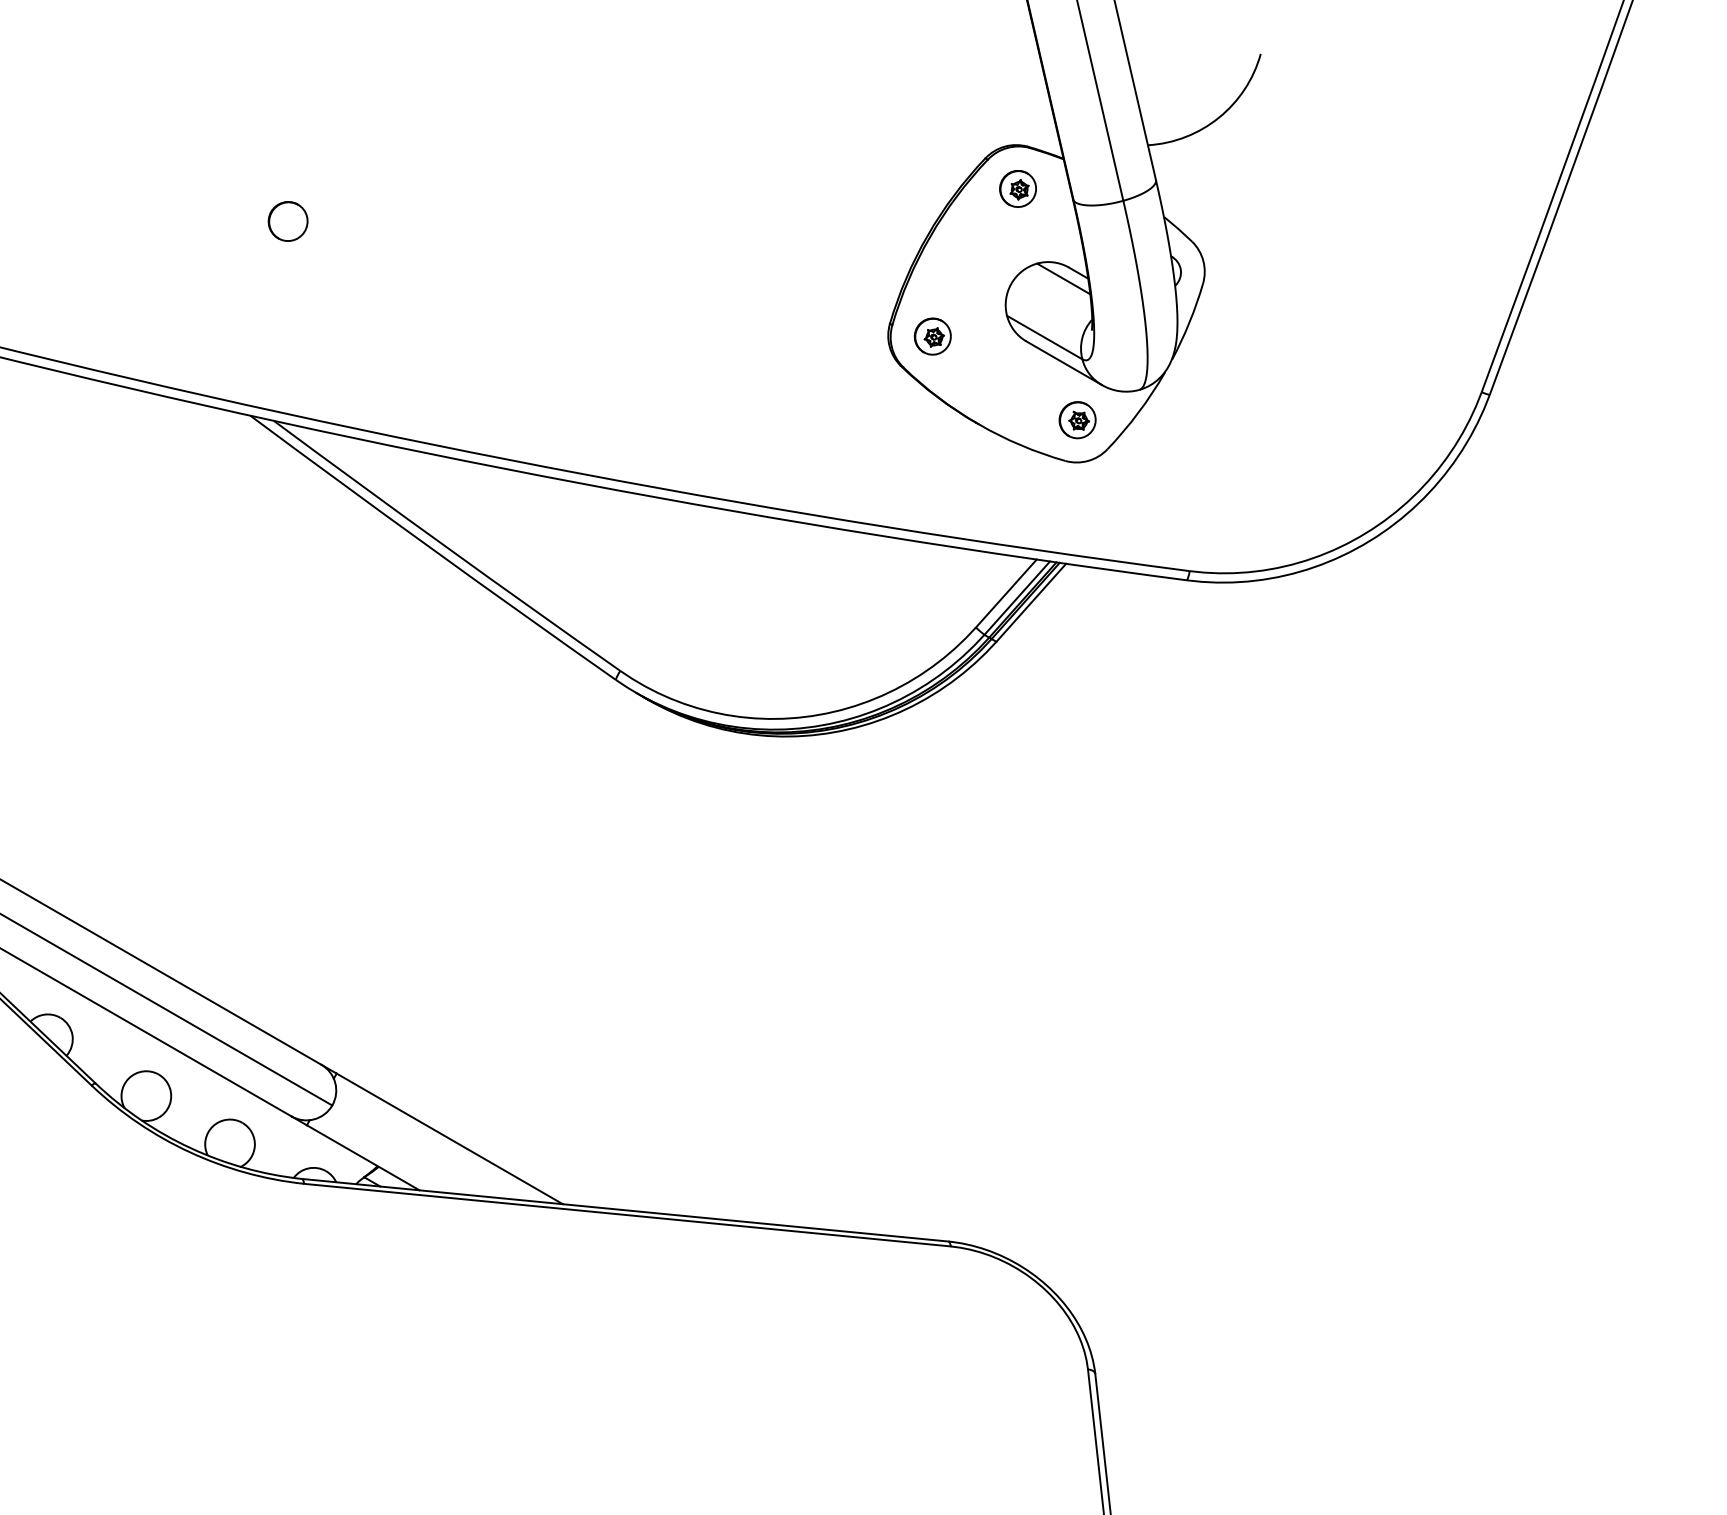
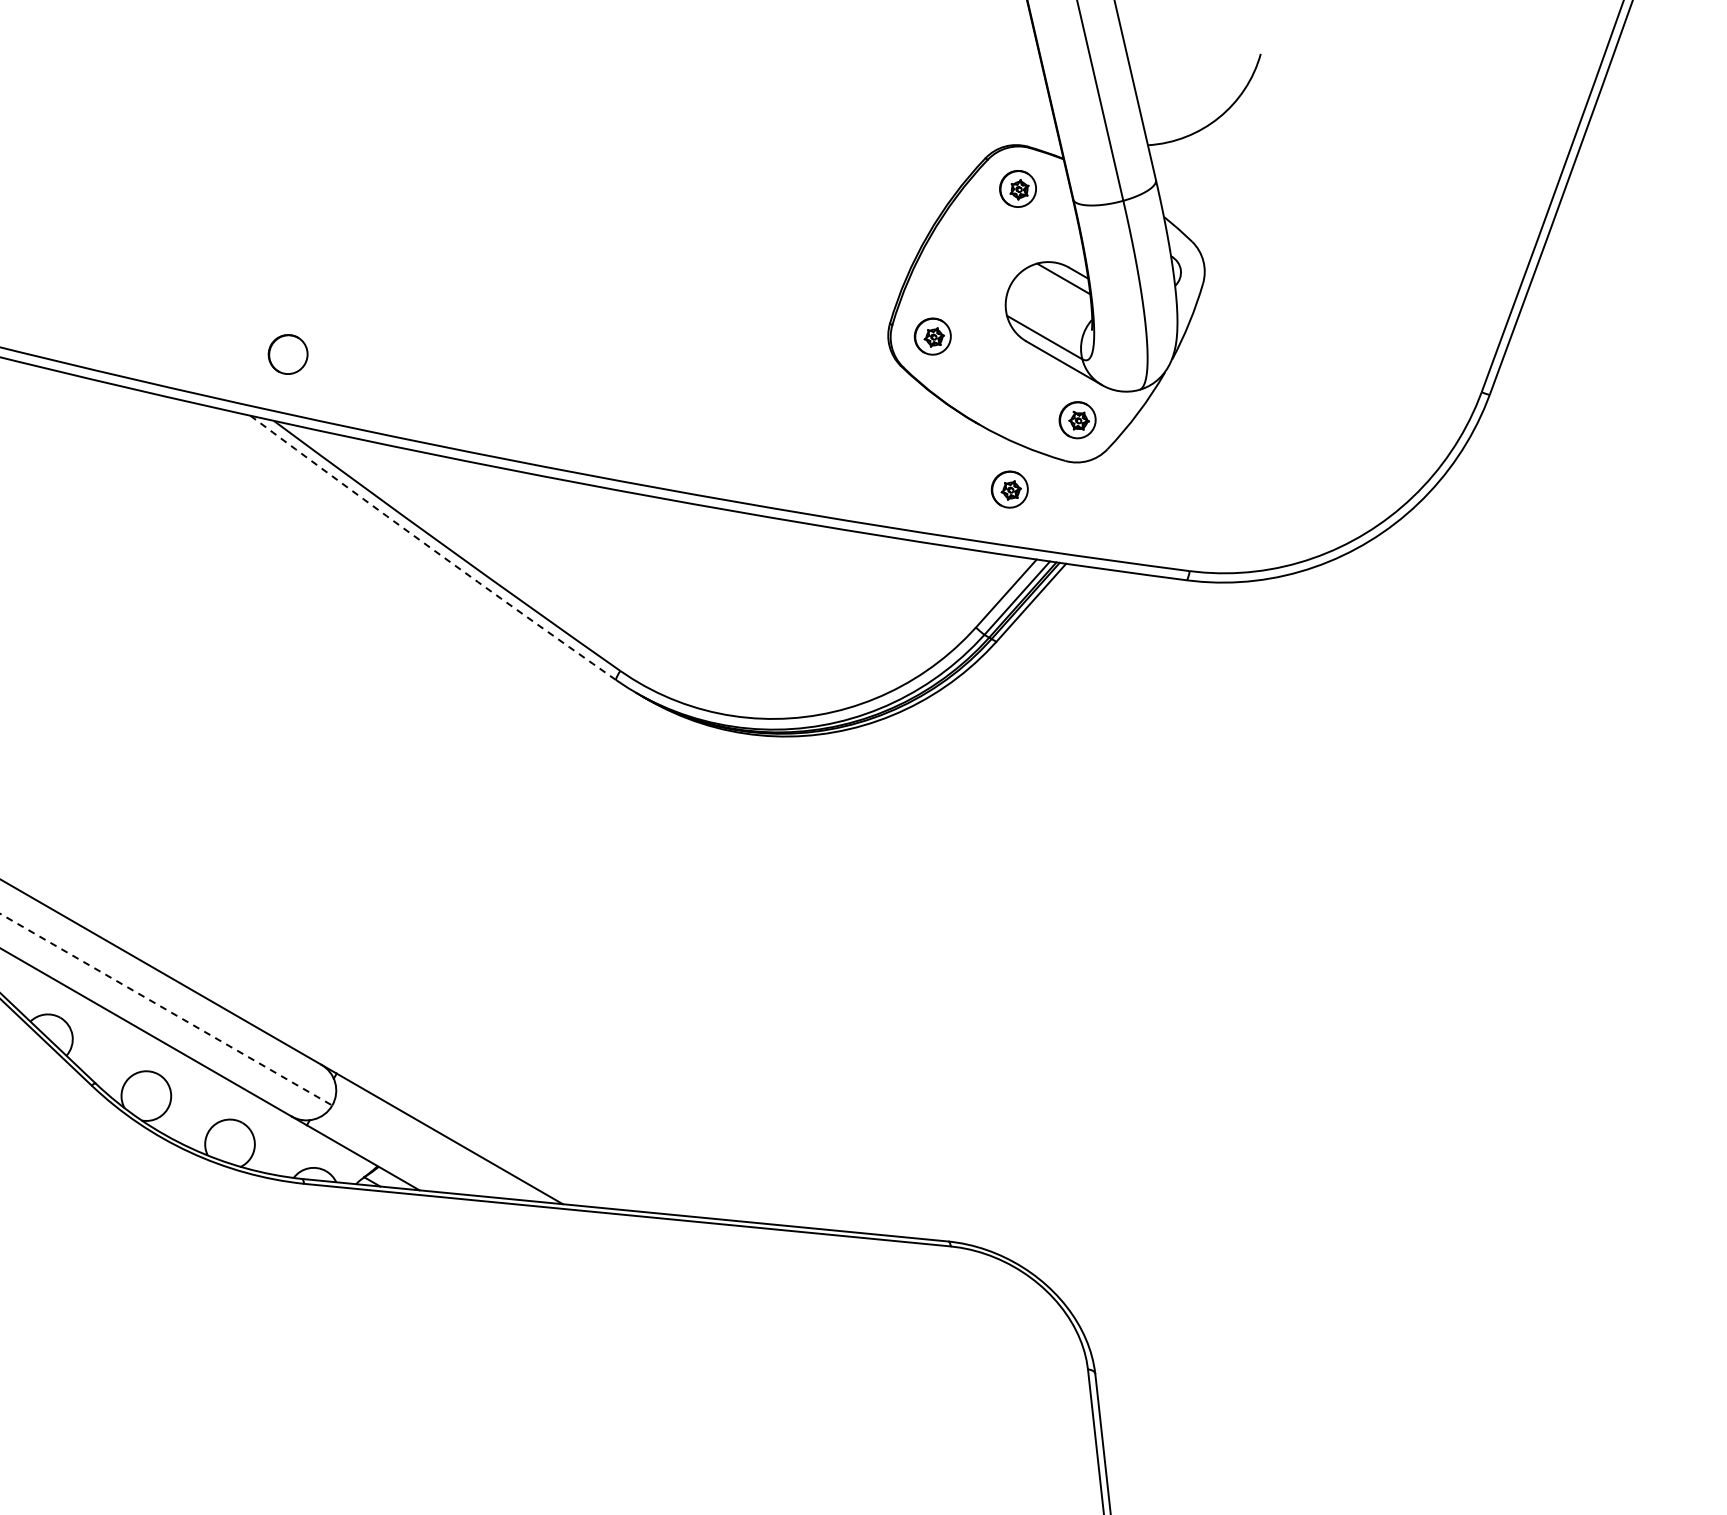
part position: (287, 221) -> (287, 354) (287, 354)
part: none -> present (1009, 489)
arc: solid -> dashed (432, 549)
line: solid -> dashed (166, 1010)
